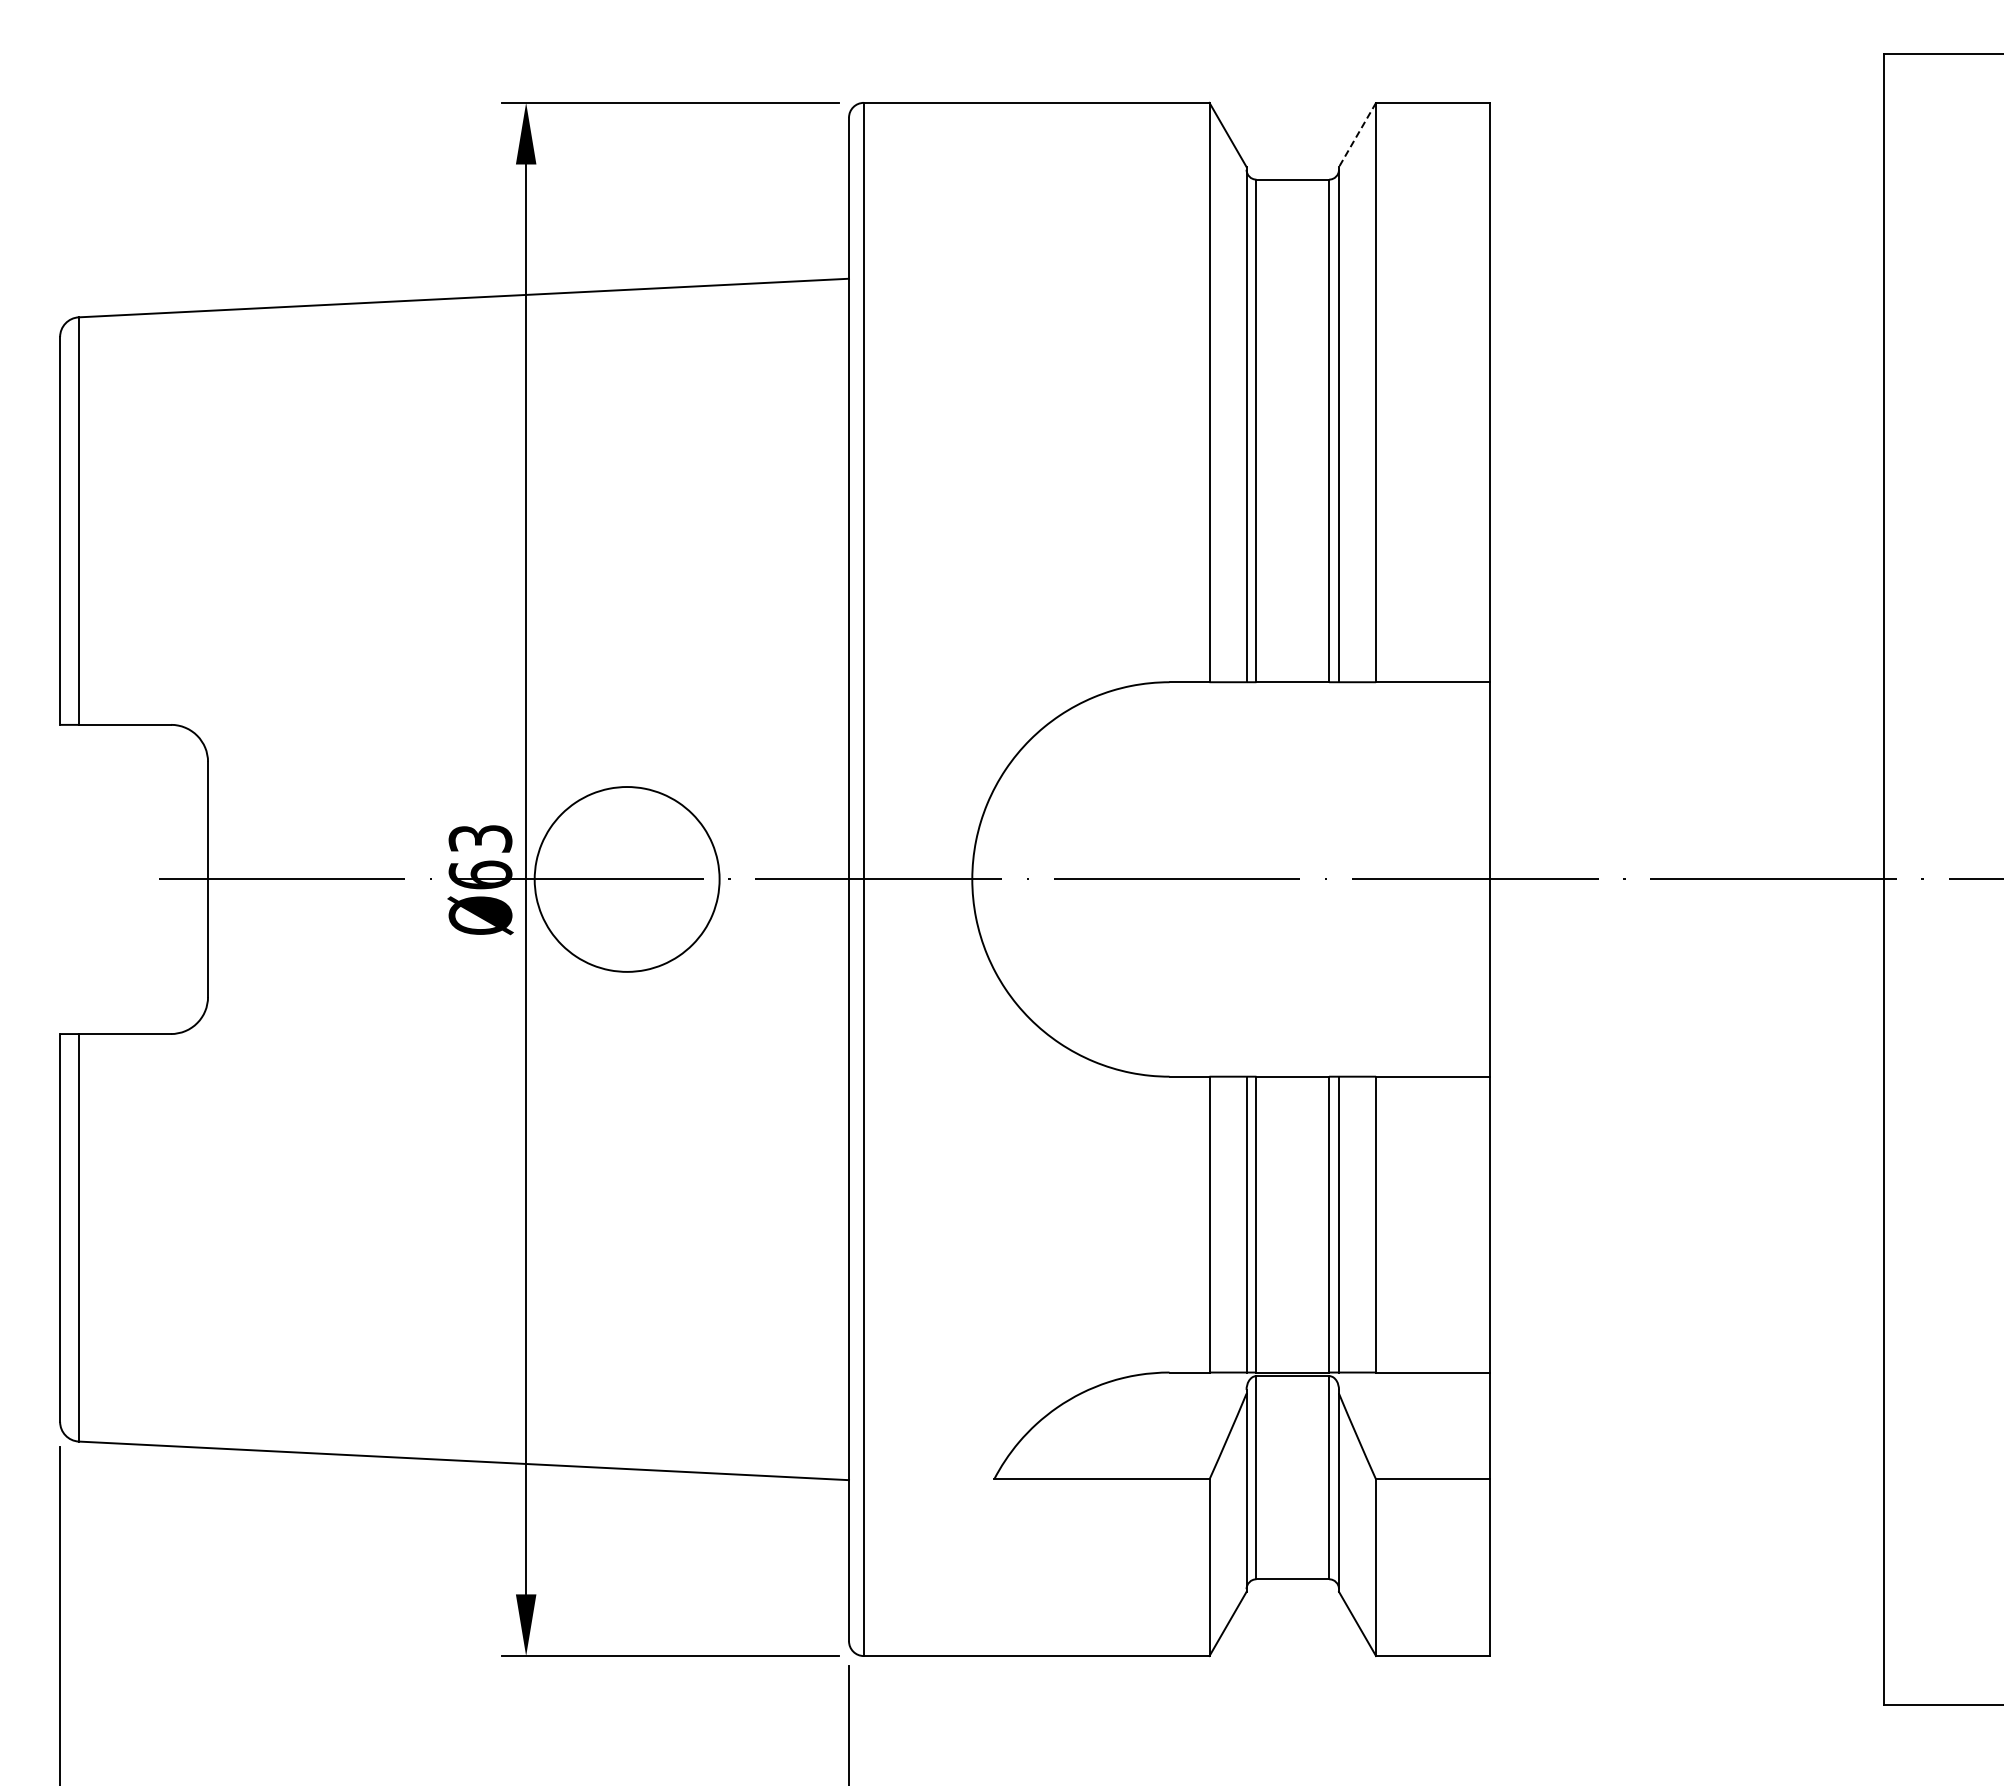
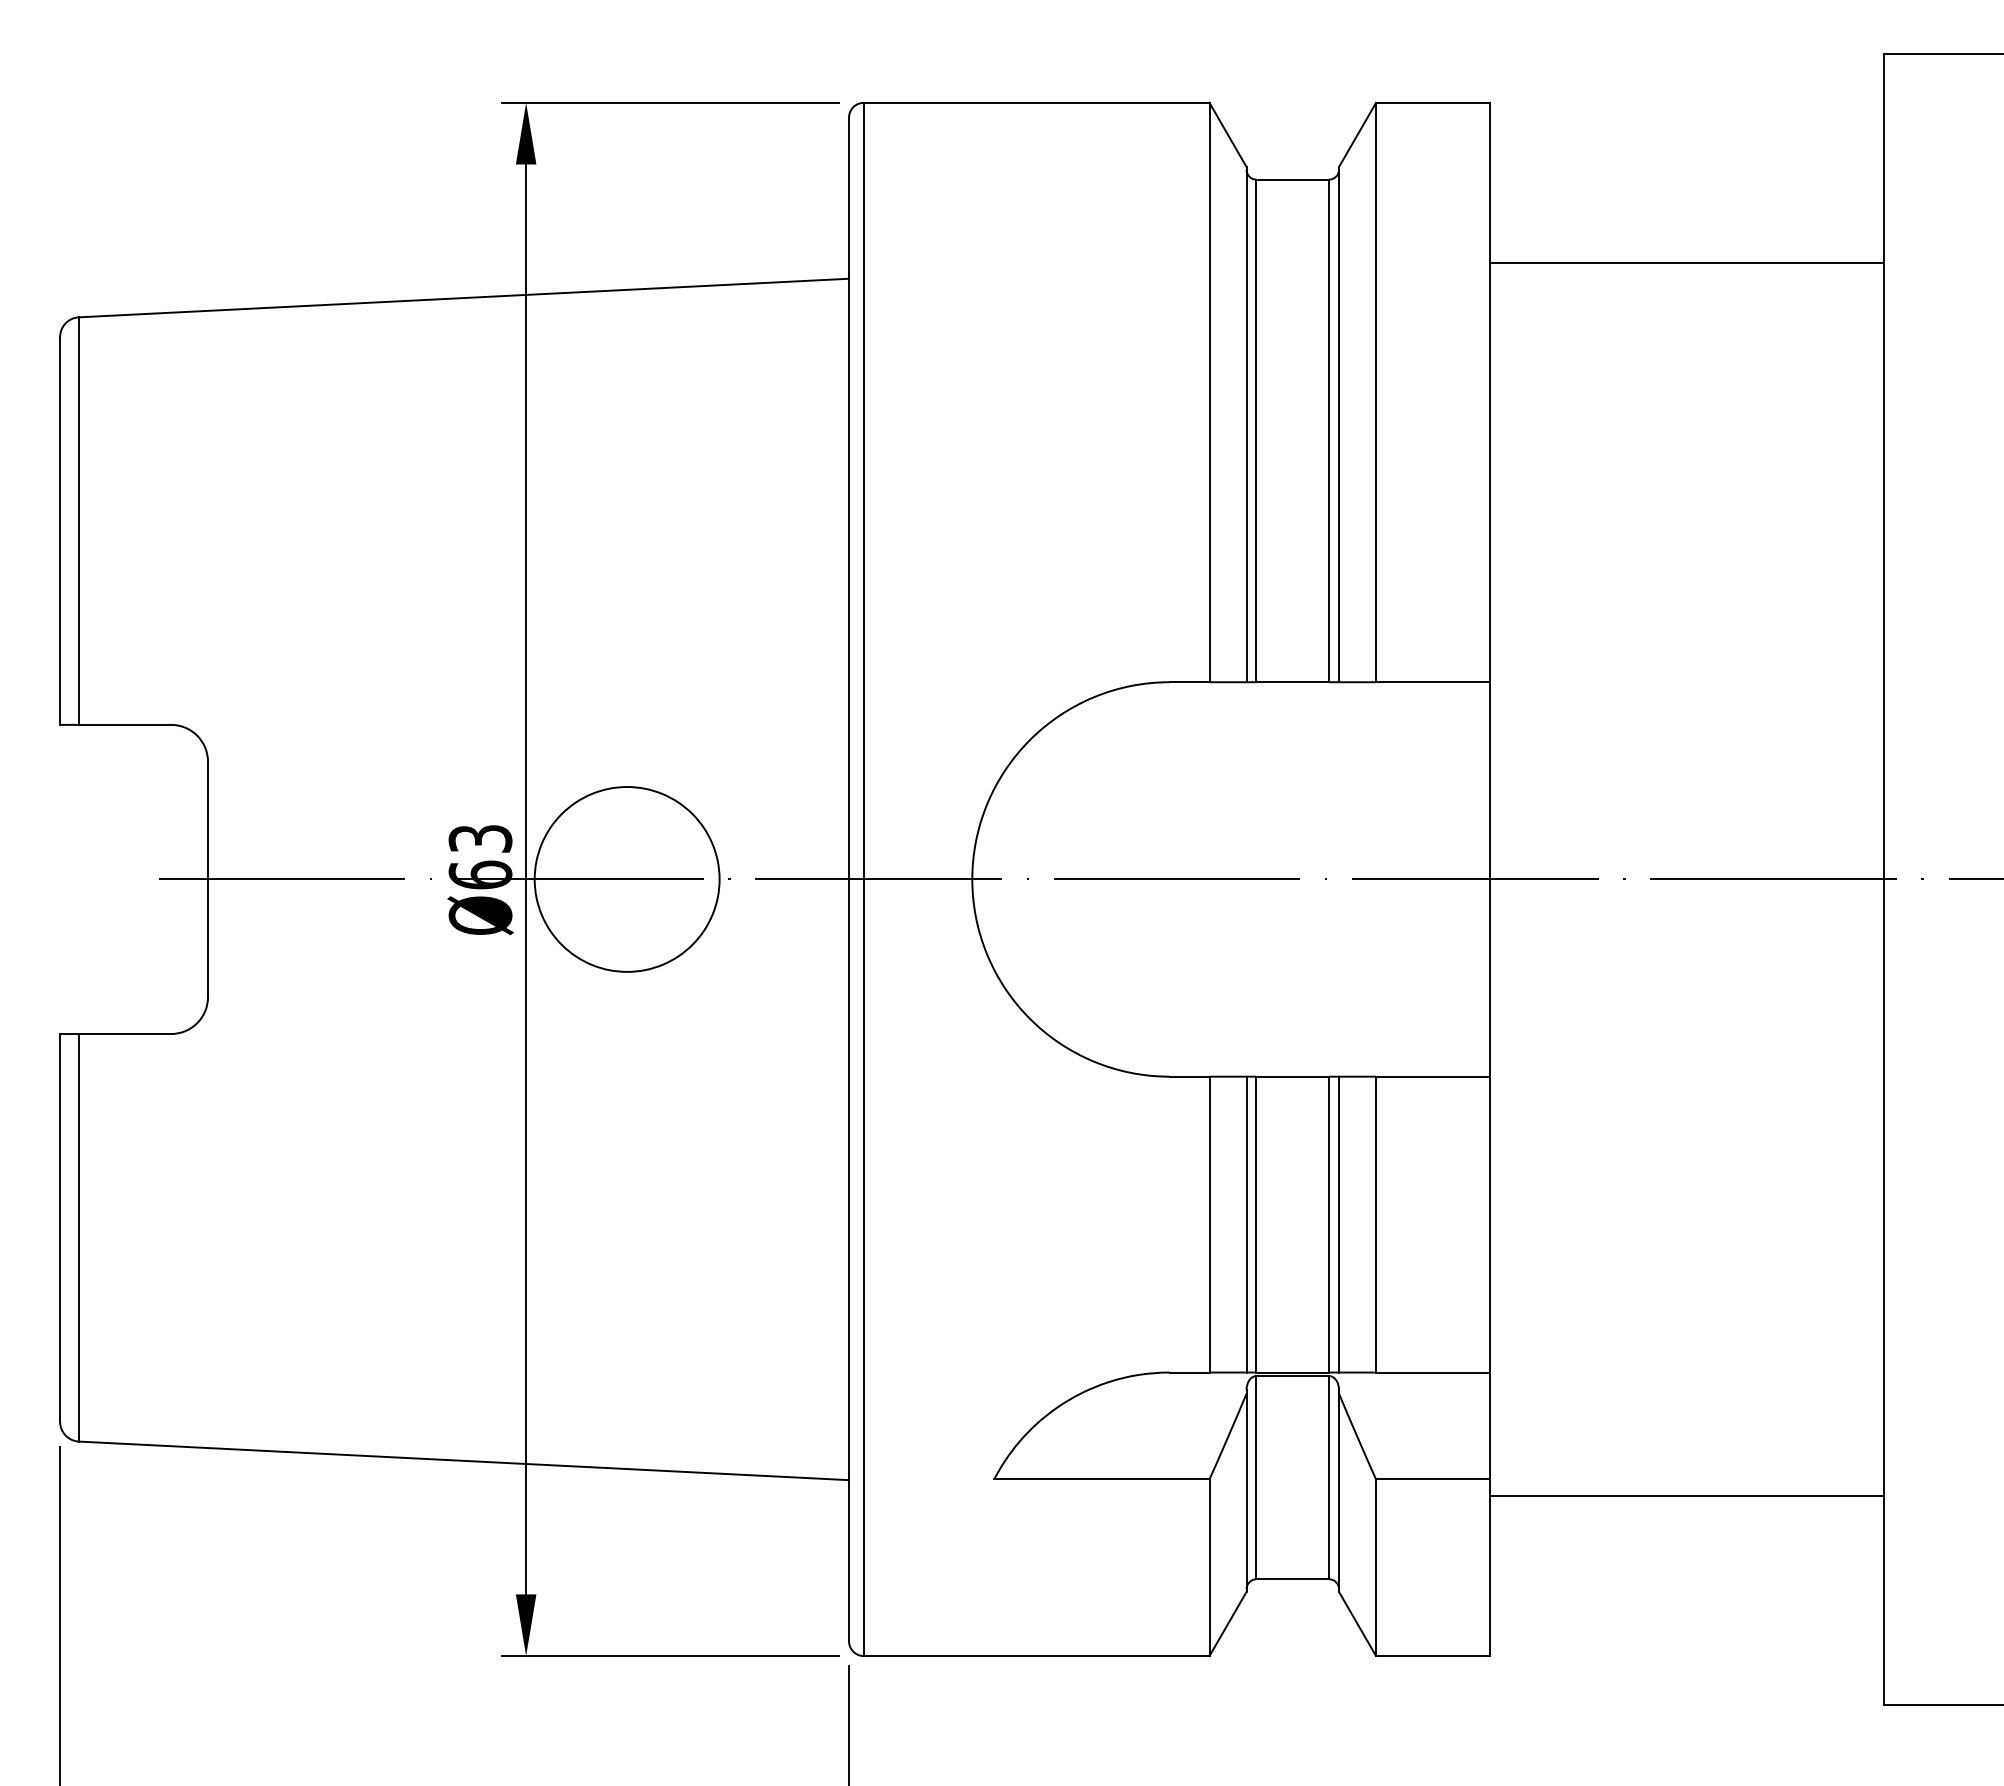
line: dashed -> solid (1357, 135)
line: none -> present (1687, 263)
line: none -> present (1687, 1495)
